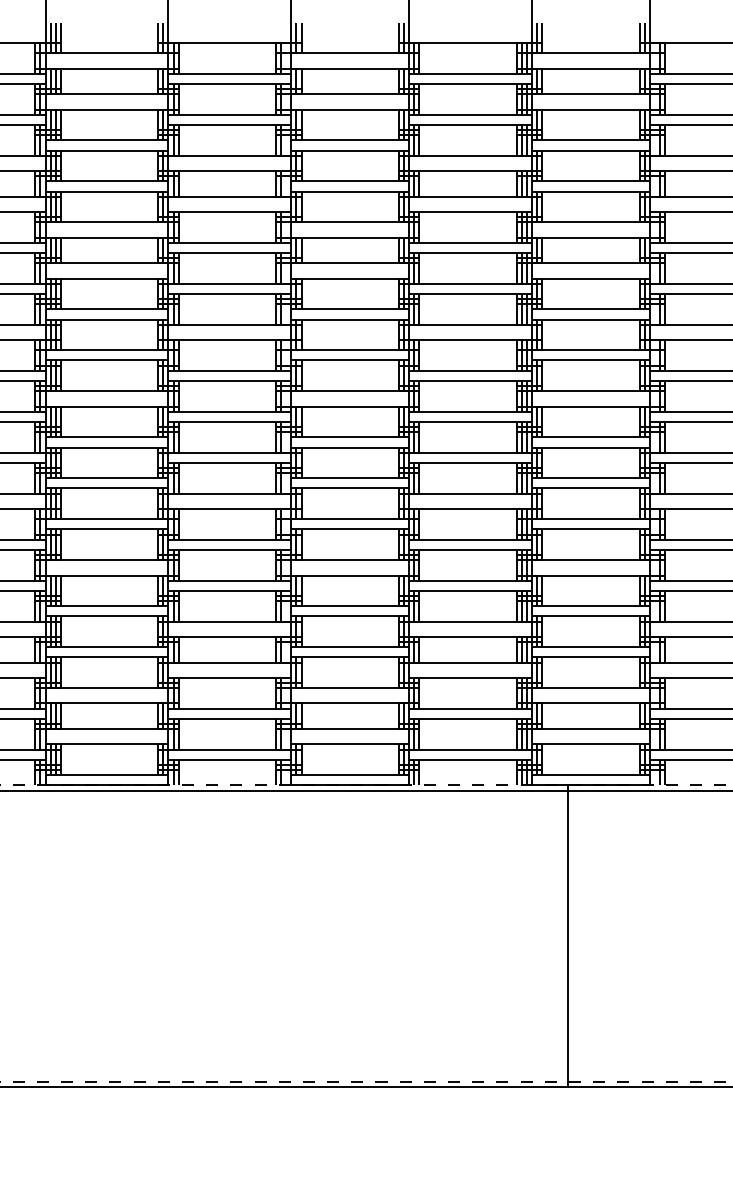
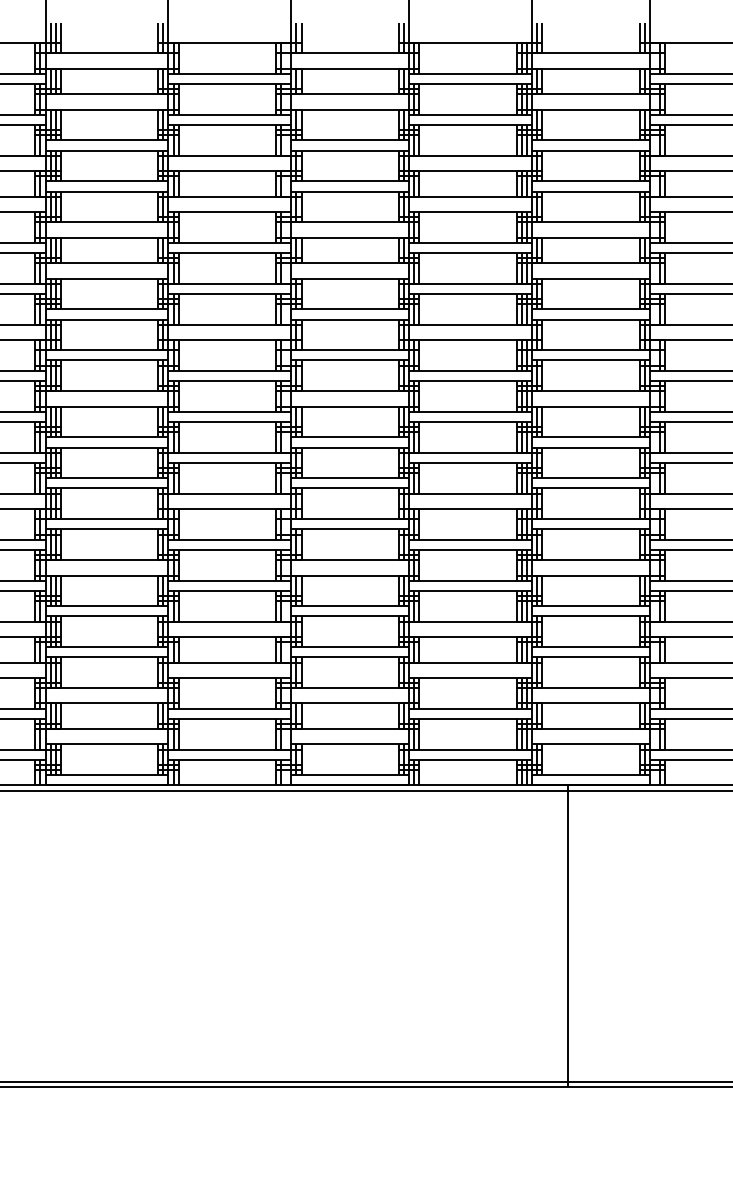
line: dashed -> solid (366, 785)
line: dashed -> solid (366, 1082)
